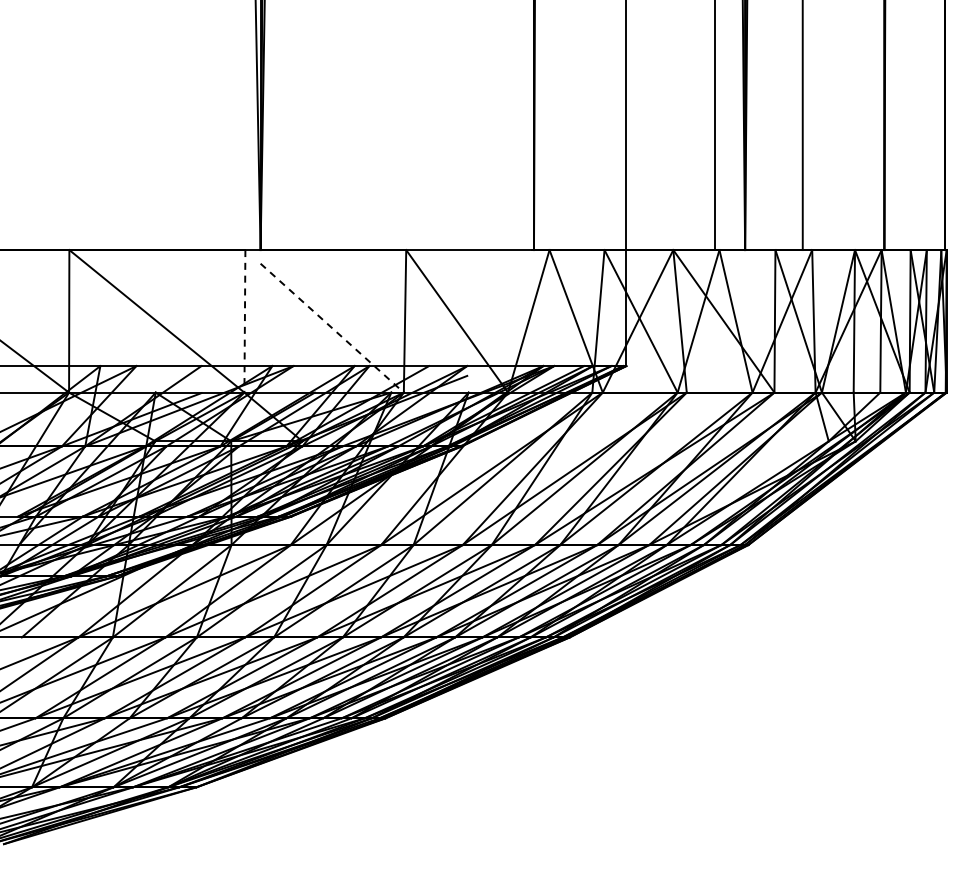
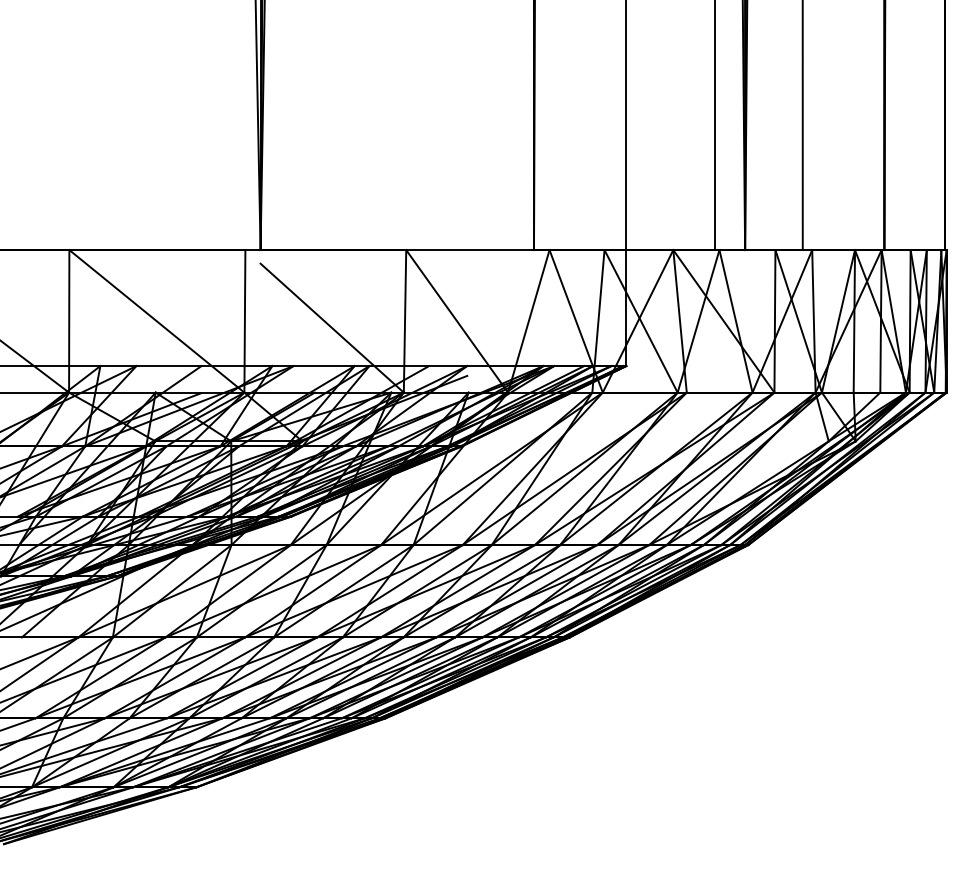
line: dashed -> solid (244, 321)
line: dashed -> solid (332, 328)
